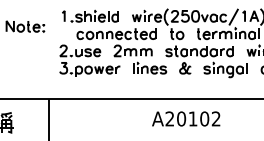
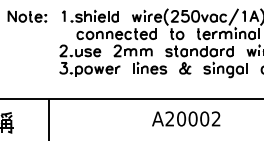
part position: (25, 26) -> (27, 16) (27, 16)
text: A20102 -> A20002 (192, 118)
